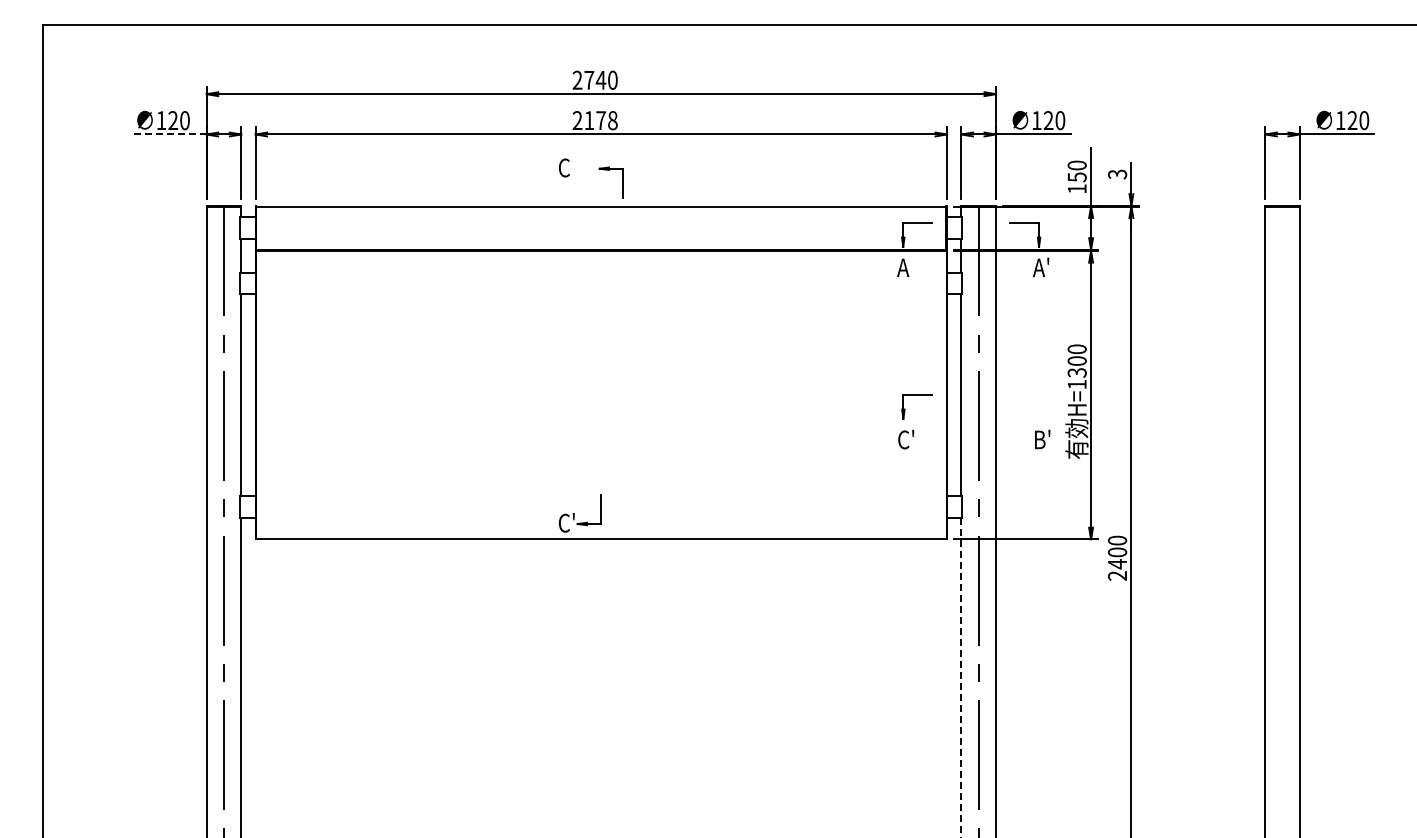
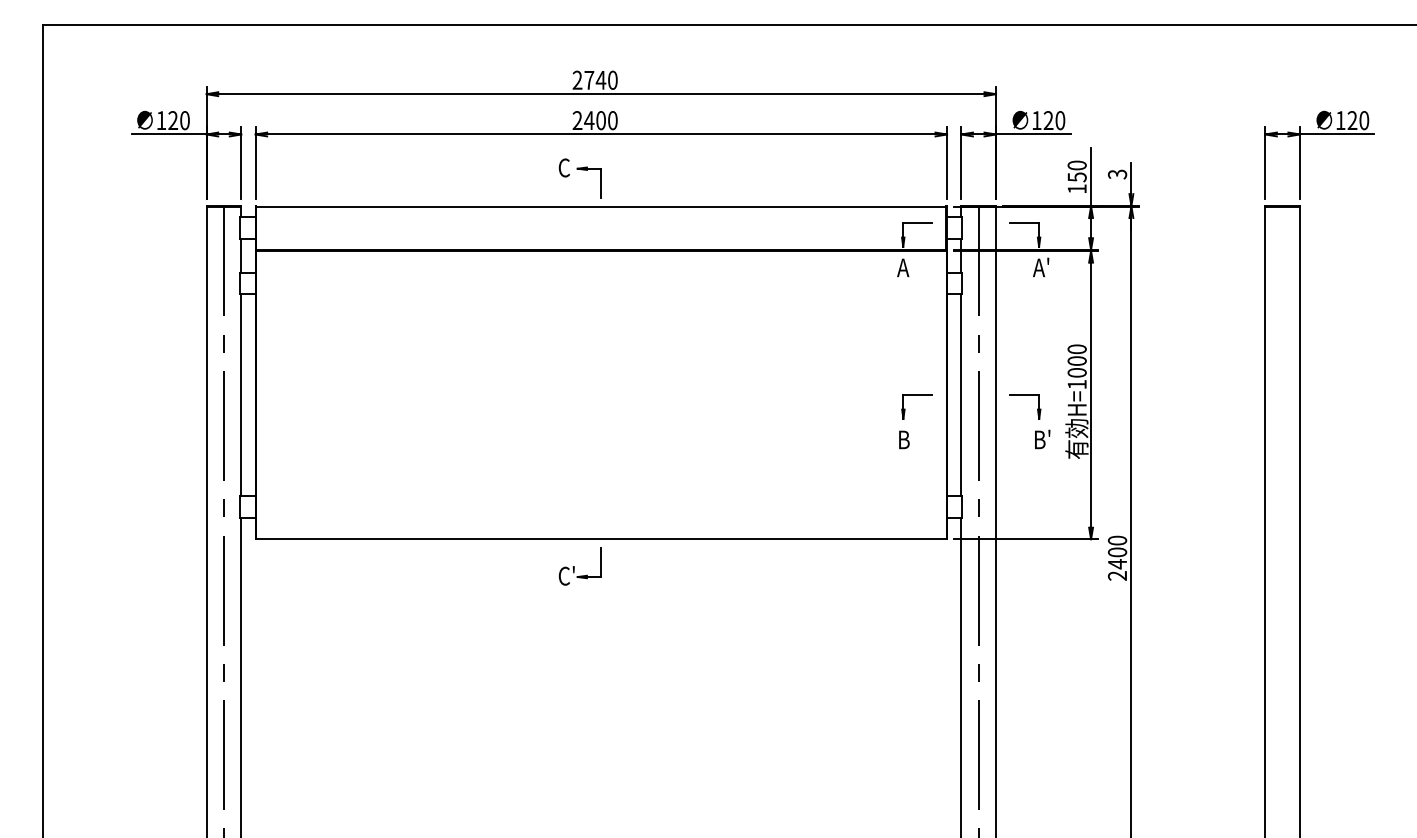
text: 2178 -> 2400 (600, 120)
line: dashed -> solid (168, 134)
part position: (622, 182) -> (600, 182) (600, 182)
text: H=1300 -> H=1000 (1076, 372)
part: none -> present (1025, 395)
text: C' -> B (906, 439)
part position: (579, 513) -> (579, 566) (579, 566)
line: dashed -> solid (961, 677)
